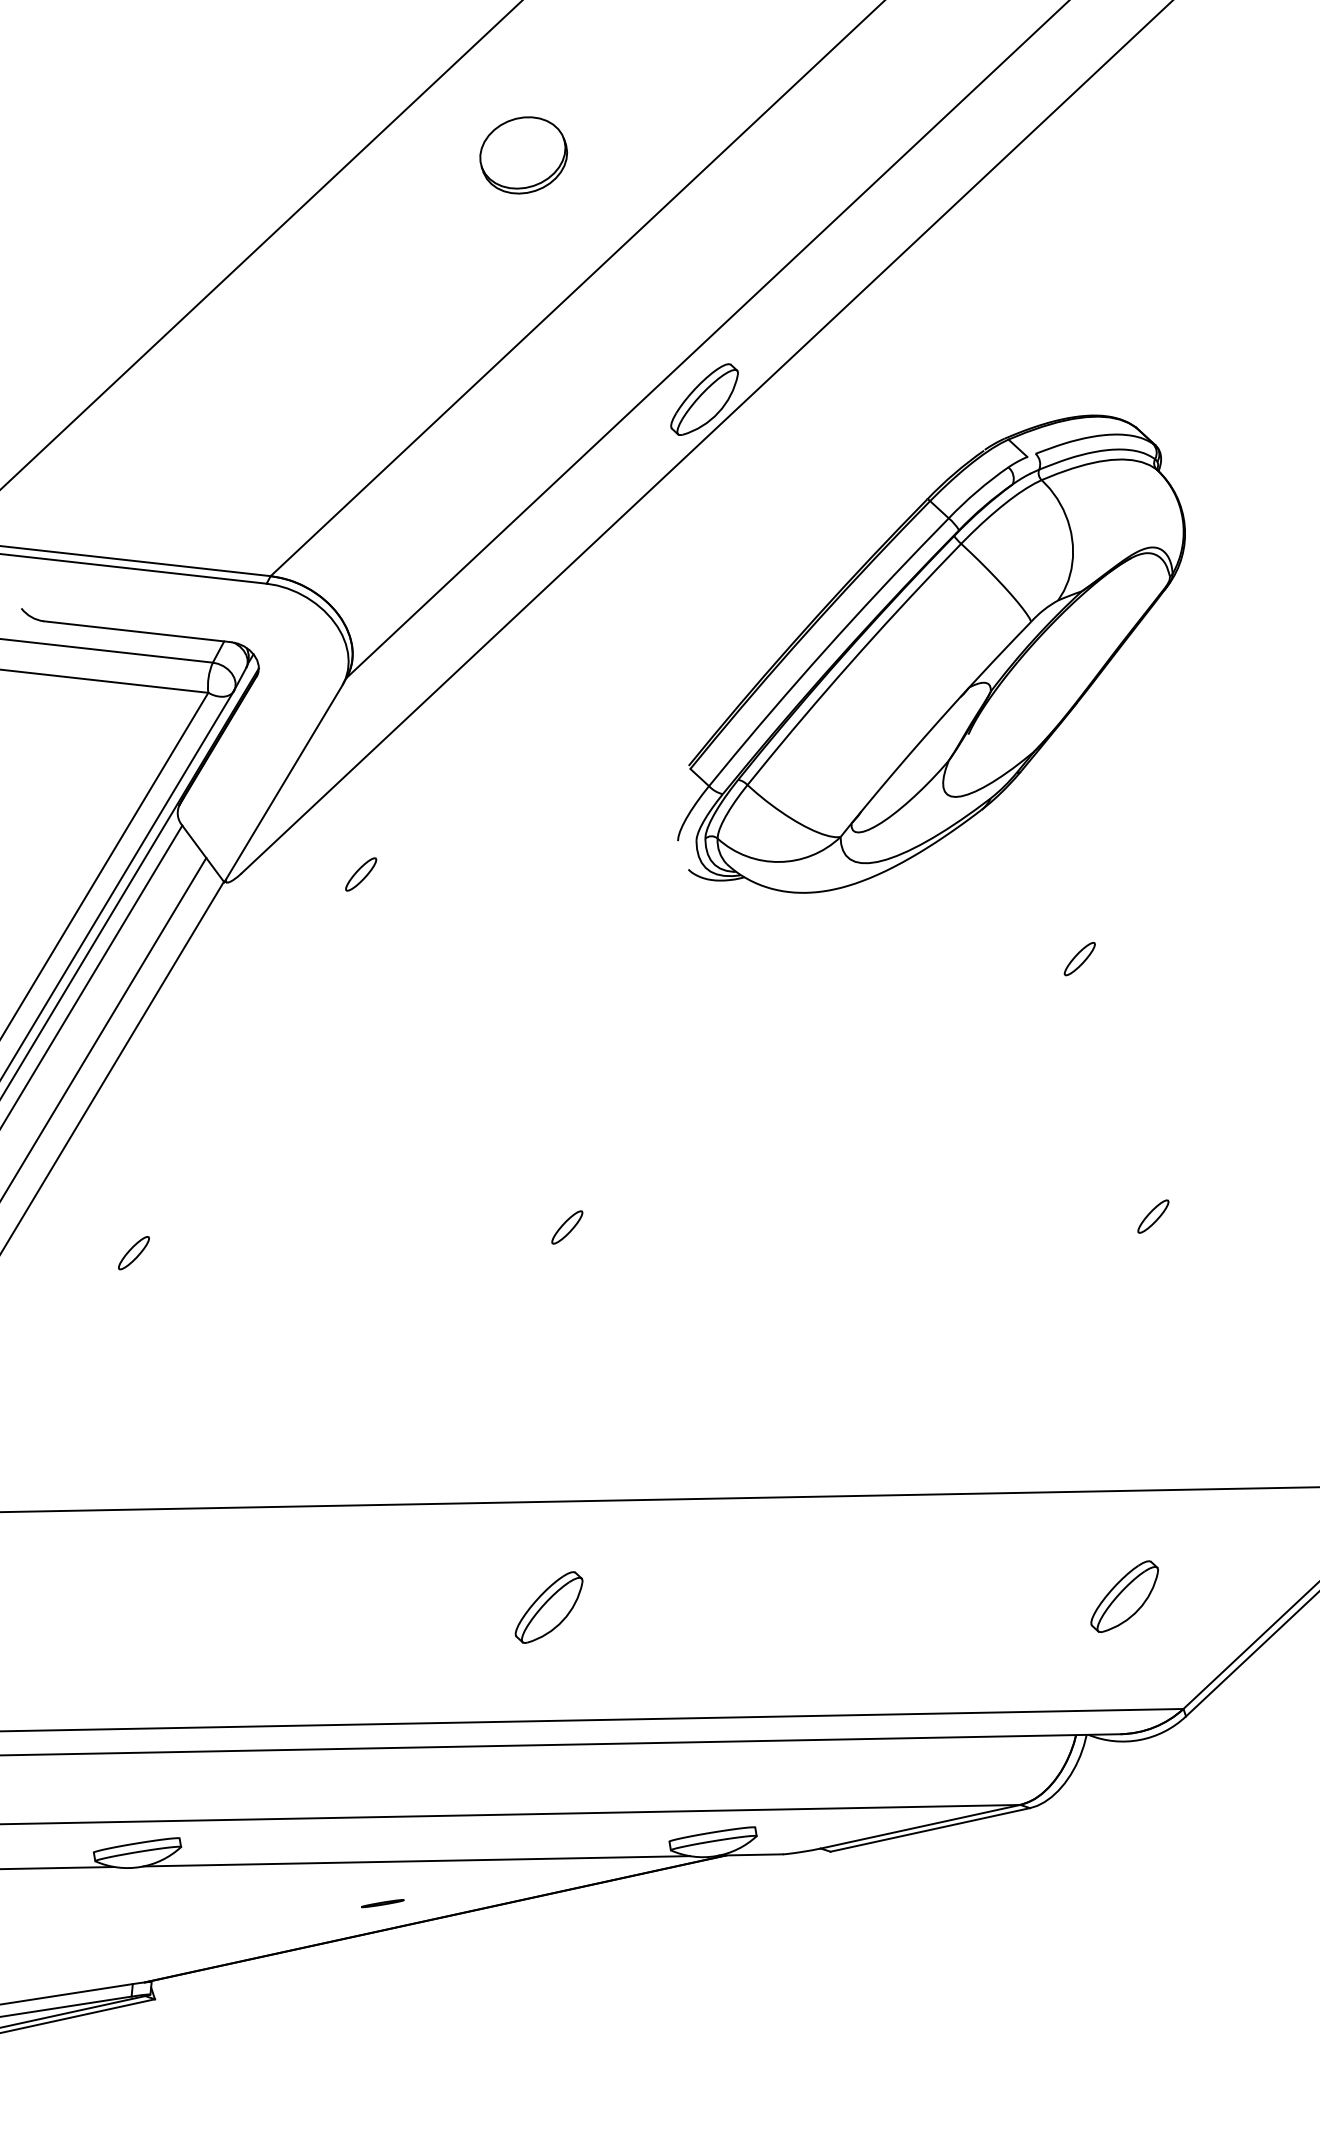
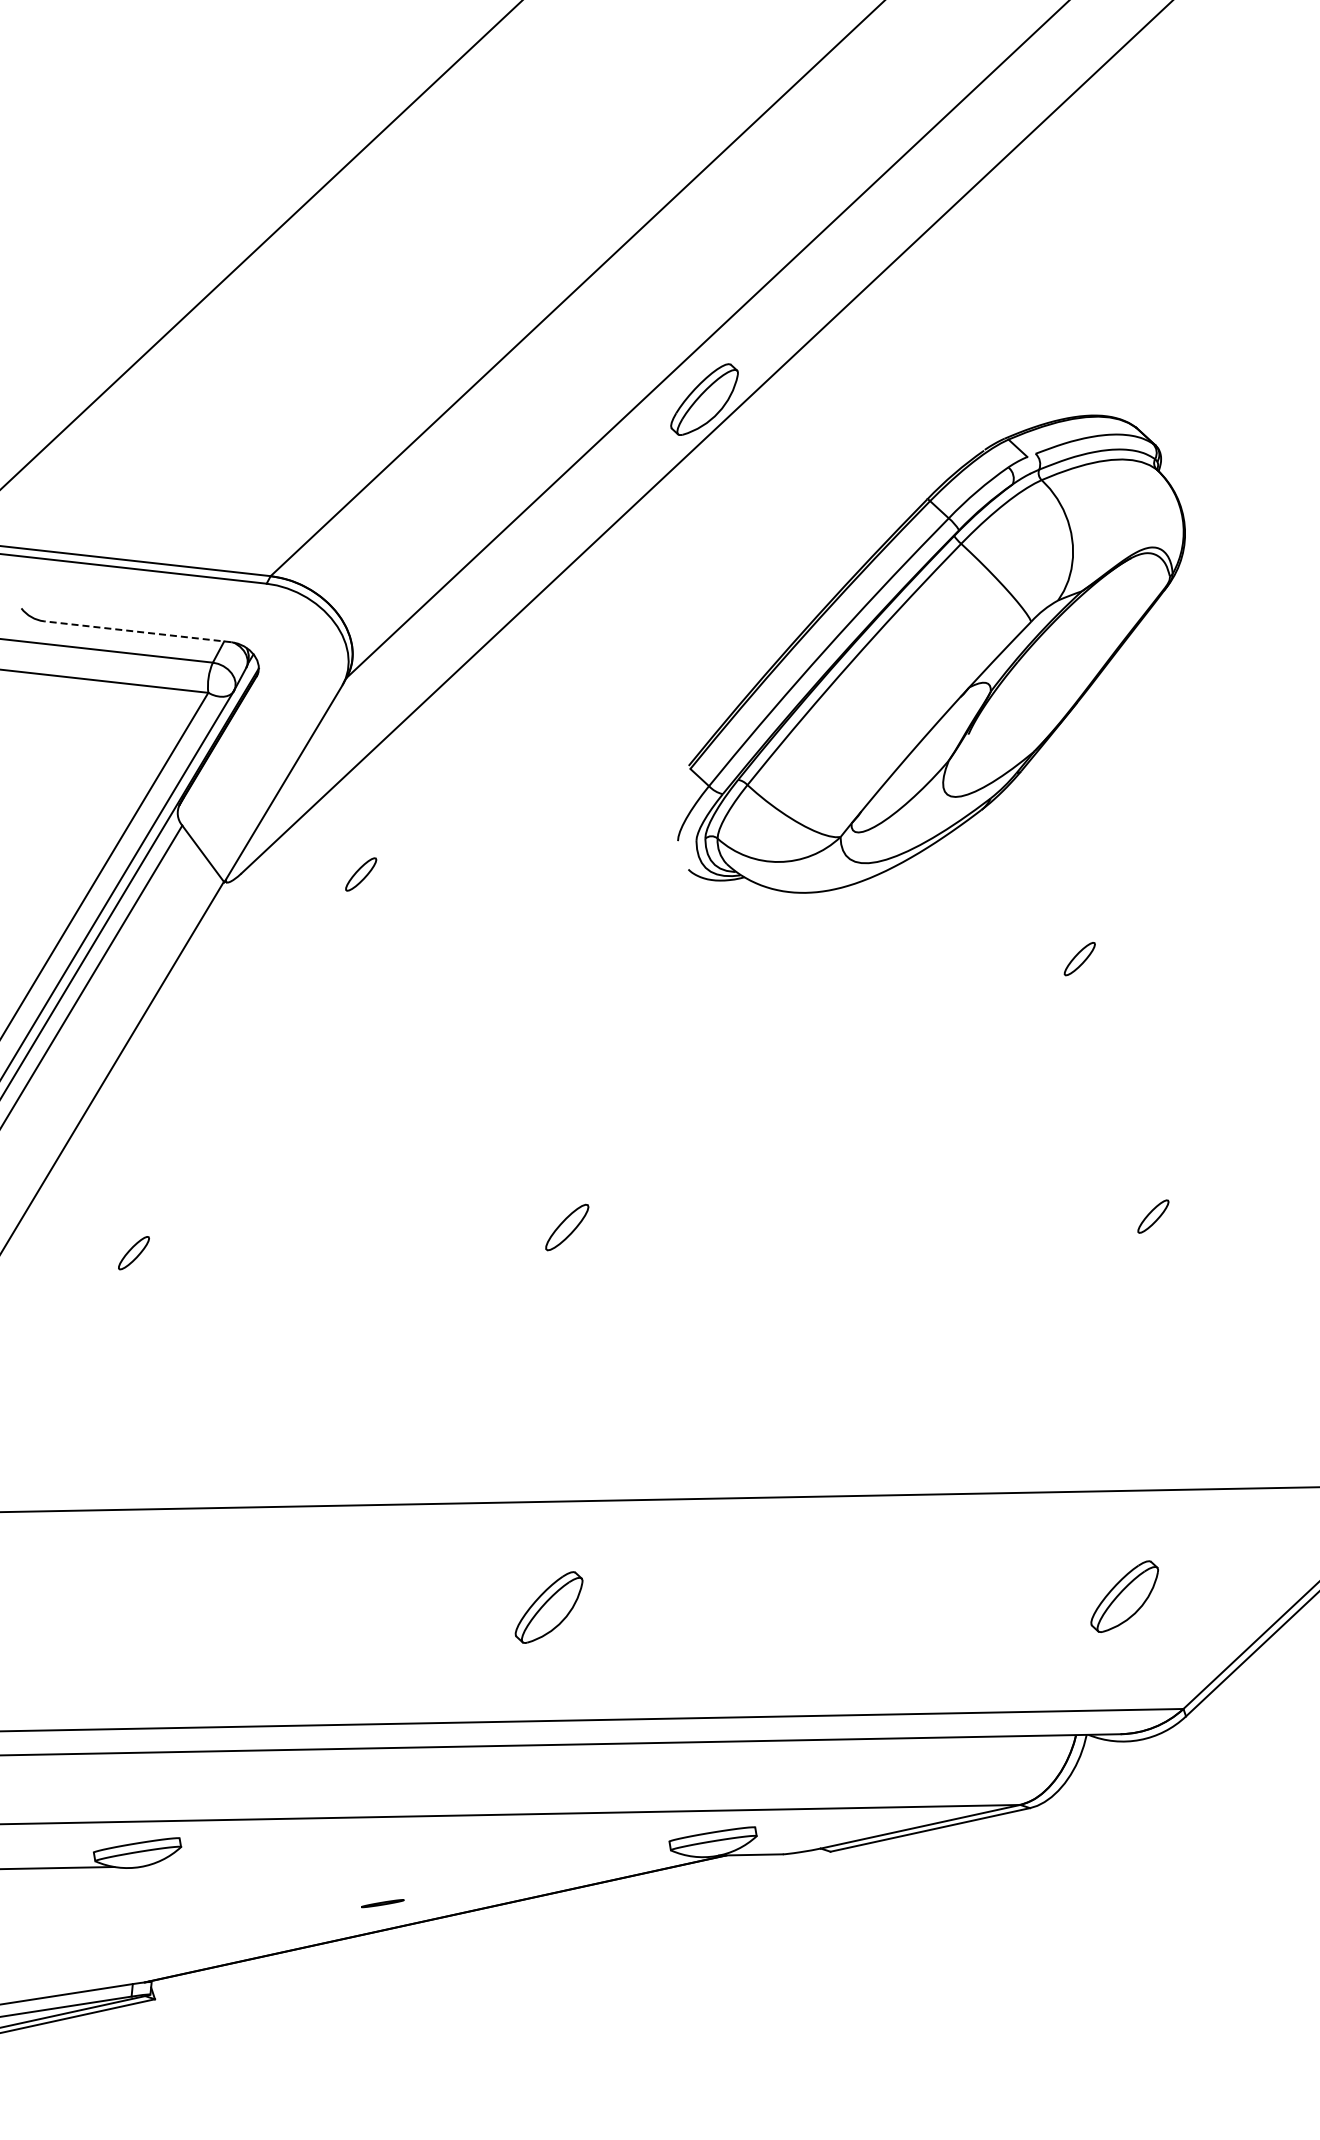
part: present -> none (523, 155)
line: solid -> dashed (137, 631)
line: present -> none (104, 1027)
part size: 33x35 px -> 45x49 px (567, 1227)
line: present -> none (416, 1861)
